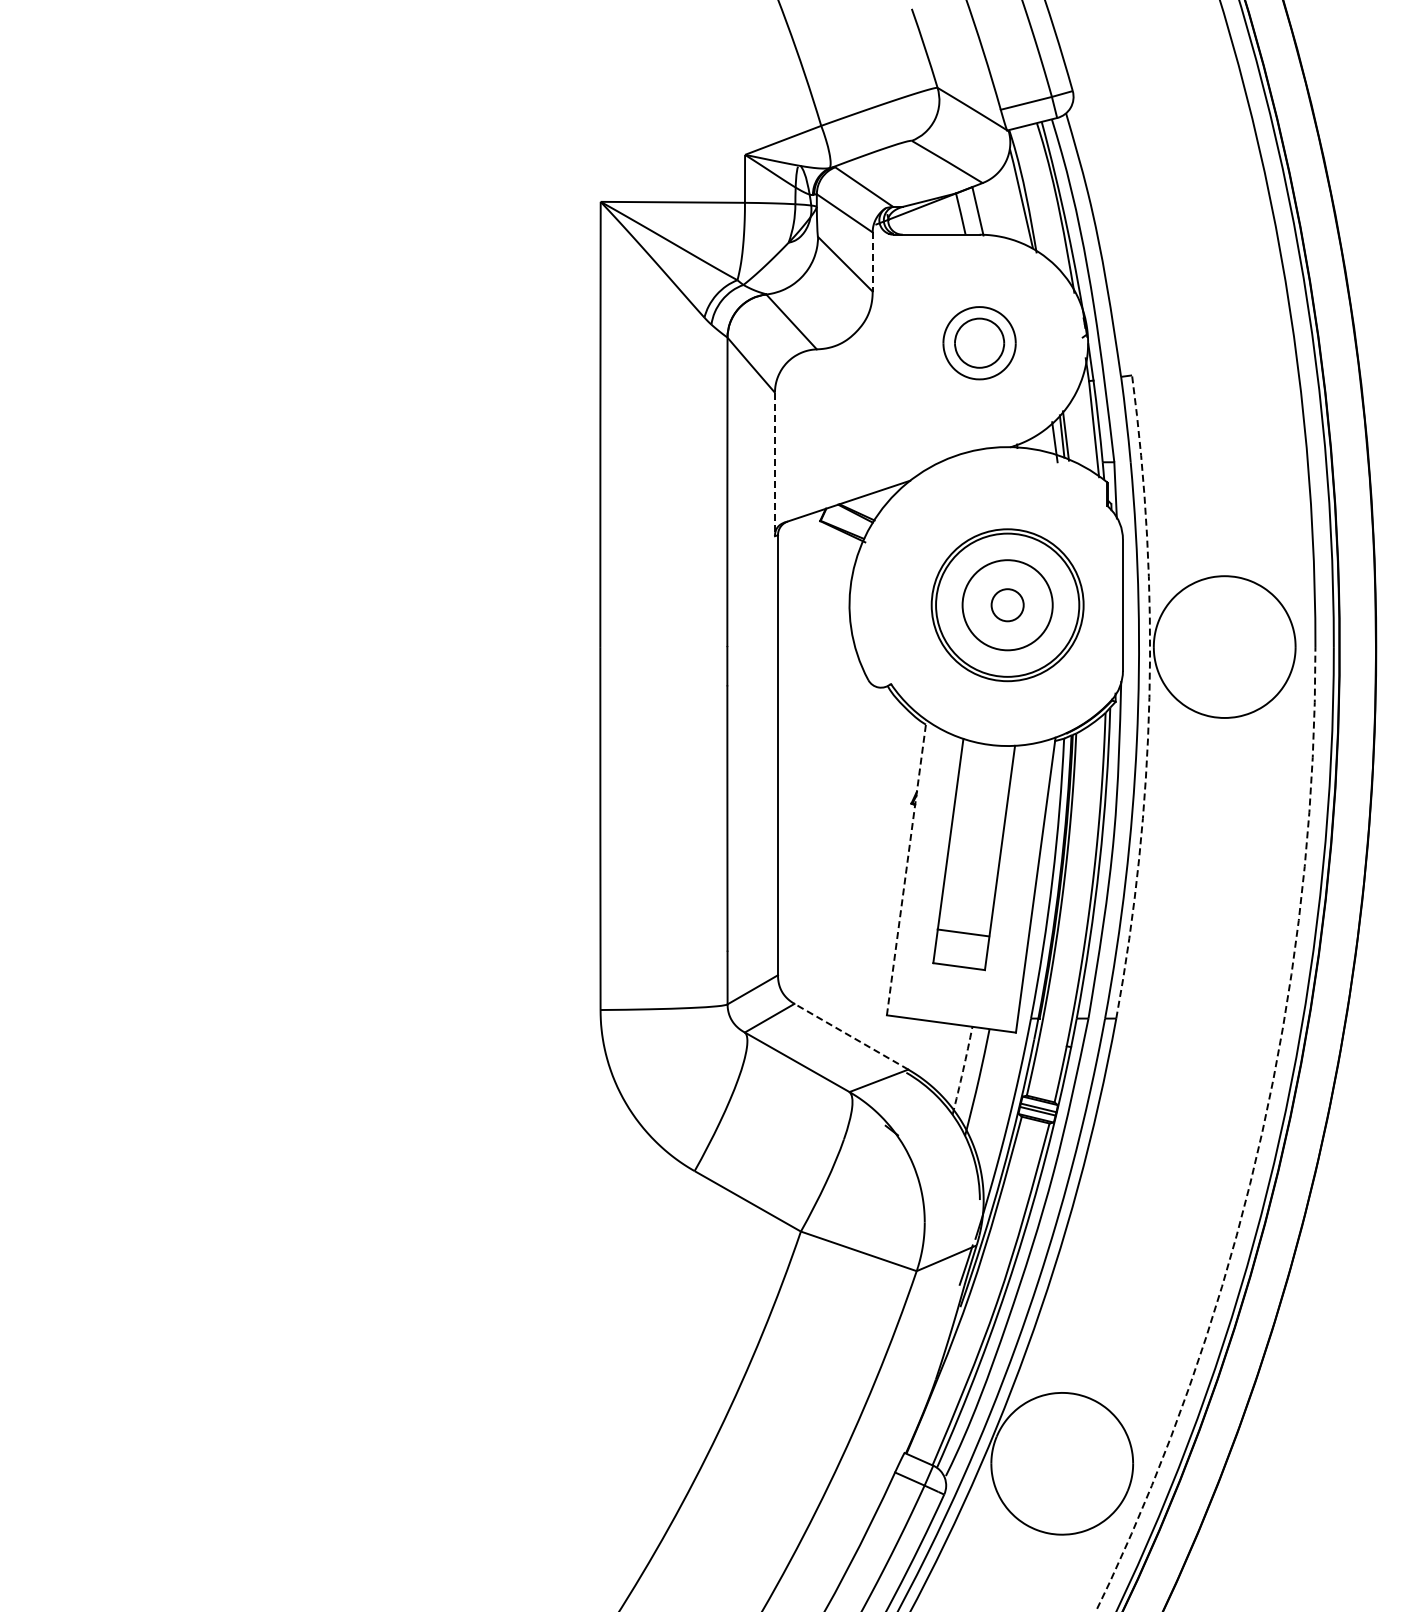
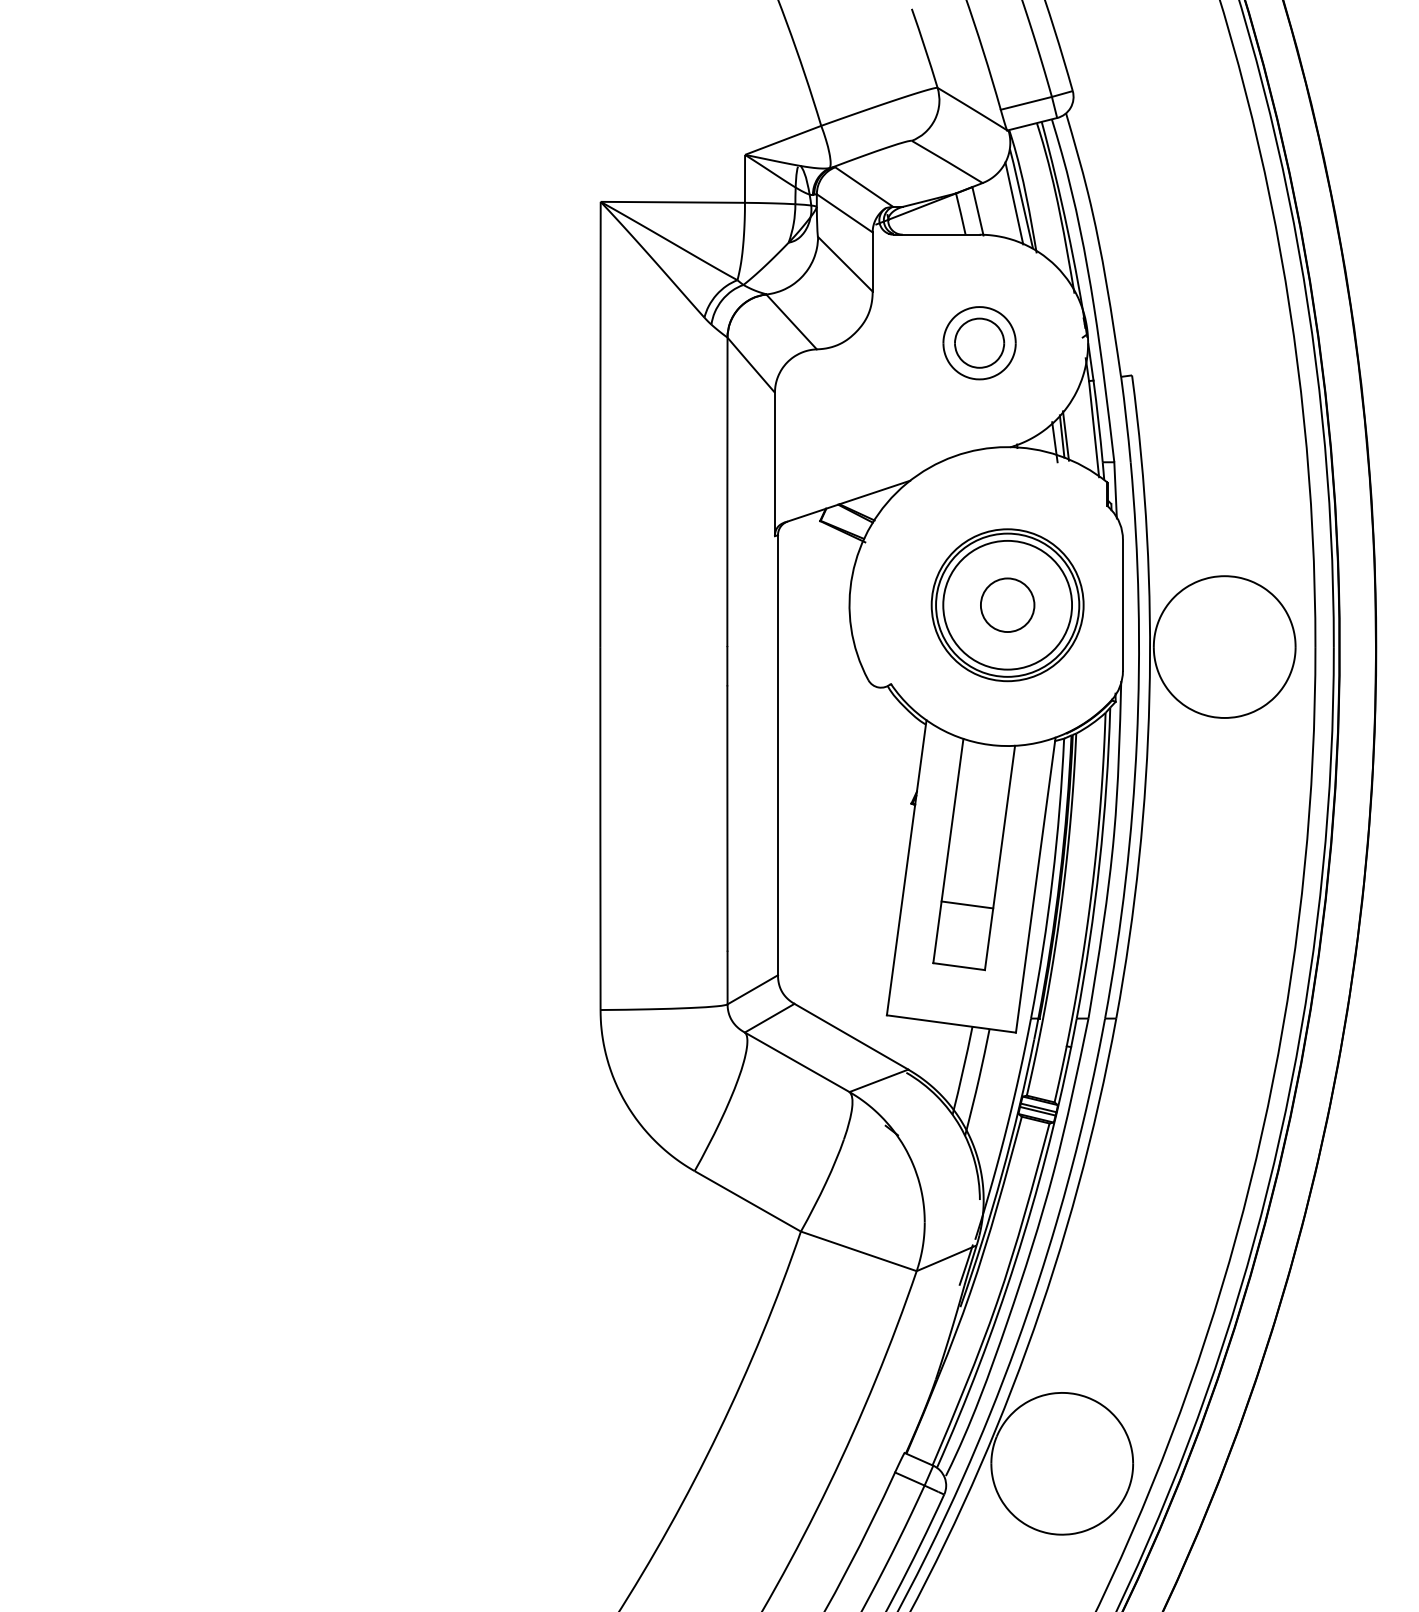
line: none -> present (1014, 203)
line: dashed -> solid (872, 262)
line: dashed -> solid (774, 464)
circle diameter: 32 px -> 54 px (1007, 605)
circle diameter: 90 px -> 129 px (1007, 604)
arc: dashed -> solid (1149, 697)
line: dashed -> solid (906, 867)
line position: (963, 932) -> (967, 904) (967, 904)
line: dashed -> solid (851, 1036)
arc: dashed -> solid (963, 1070)
arc: dashed -> solid (1259, 1143)
